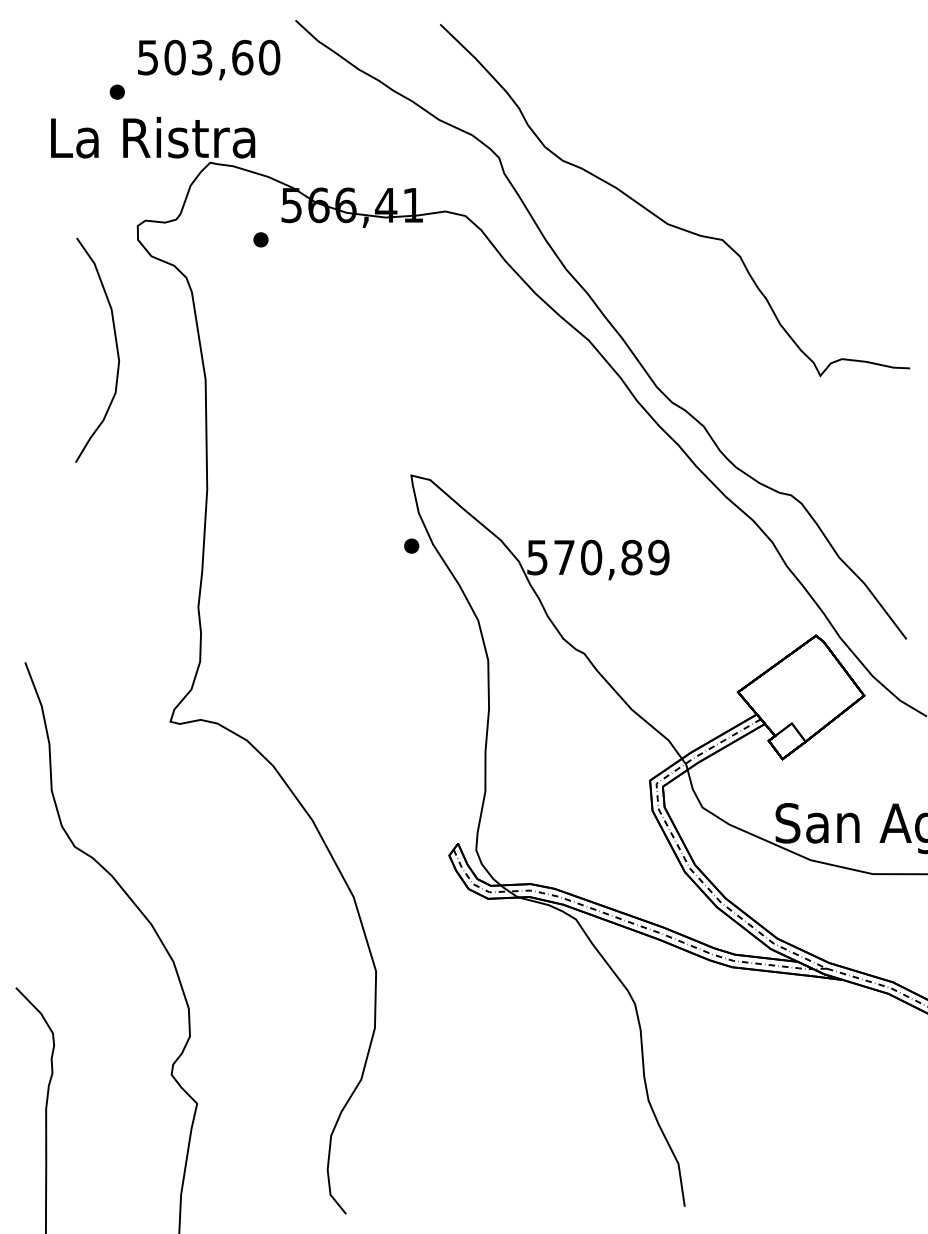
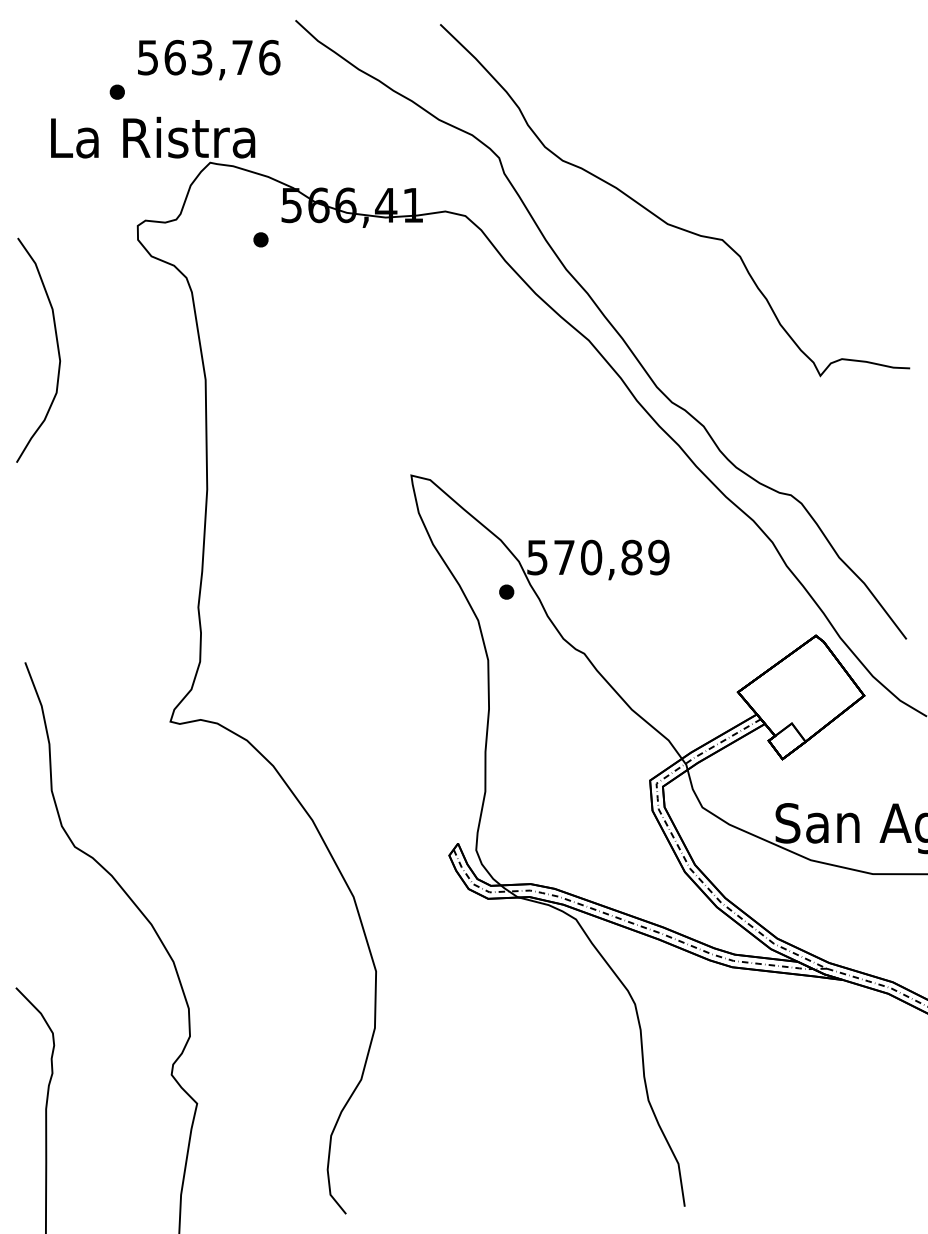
text: 503,60 -> 563,76 (222, 57)
curve position: (115, 344) -> (56, 344) (56, 344)
part position: (411, 545) -> (506, 591) (506, 591)
